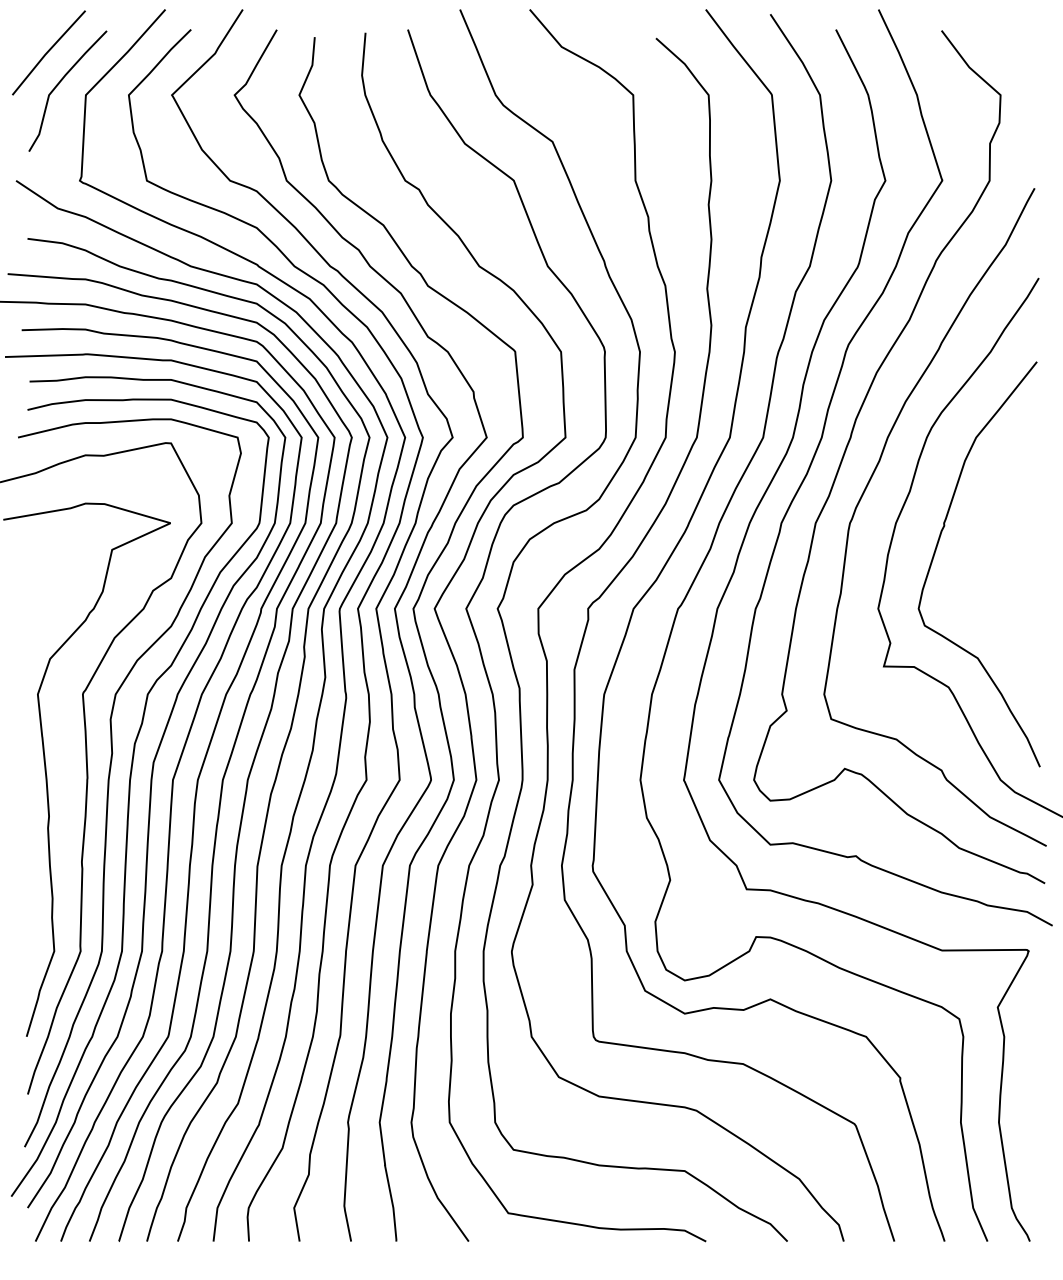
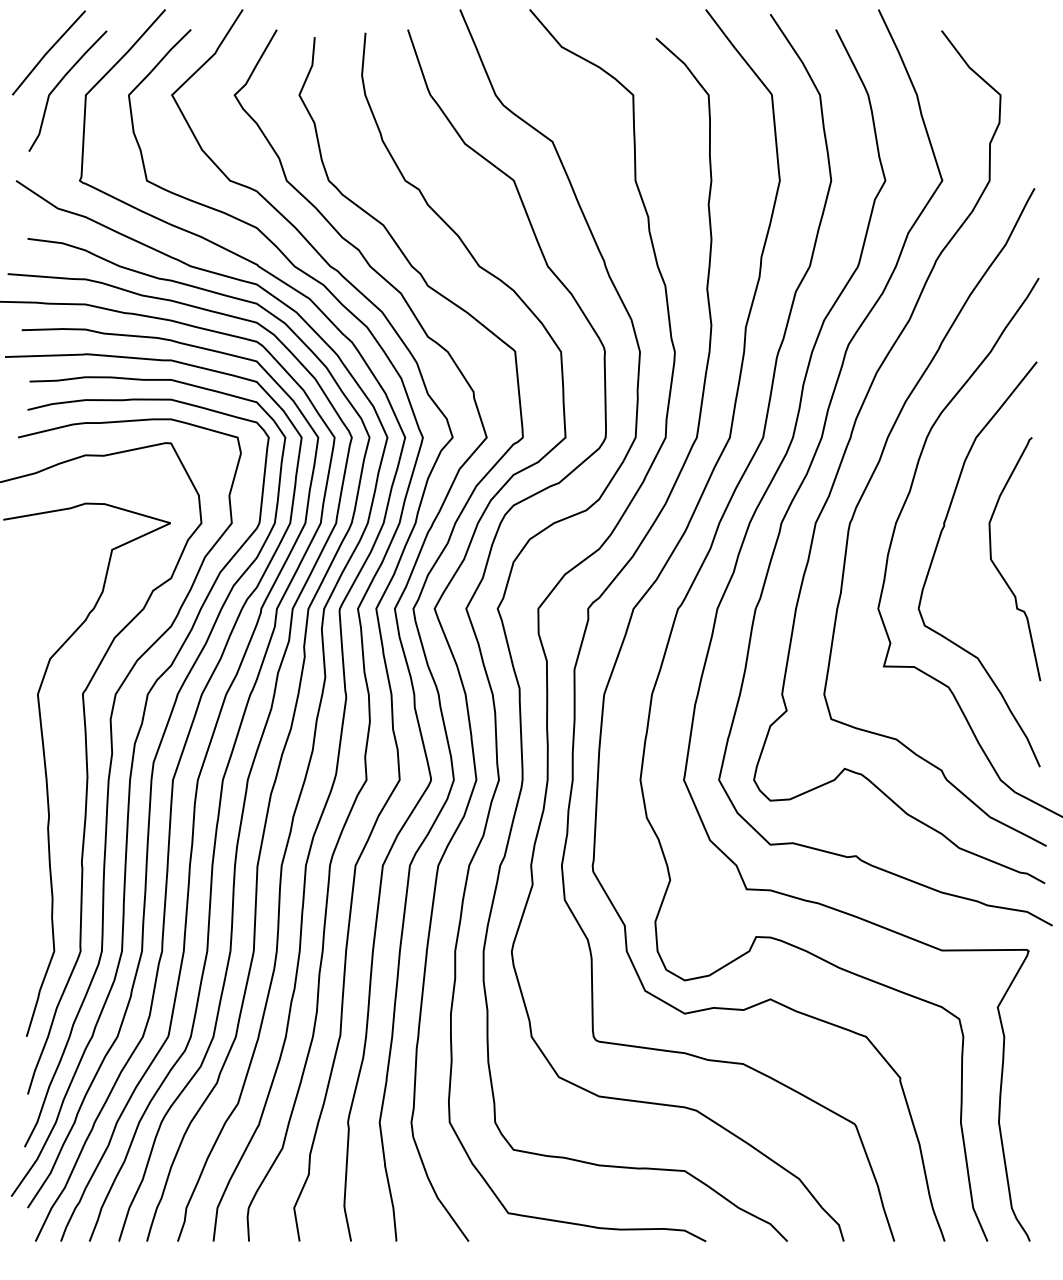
curve: none -> present (999, 570)
